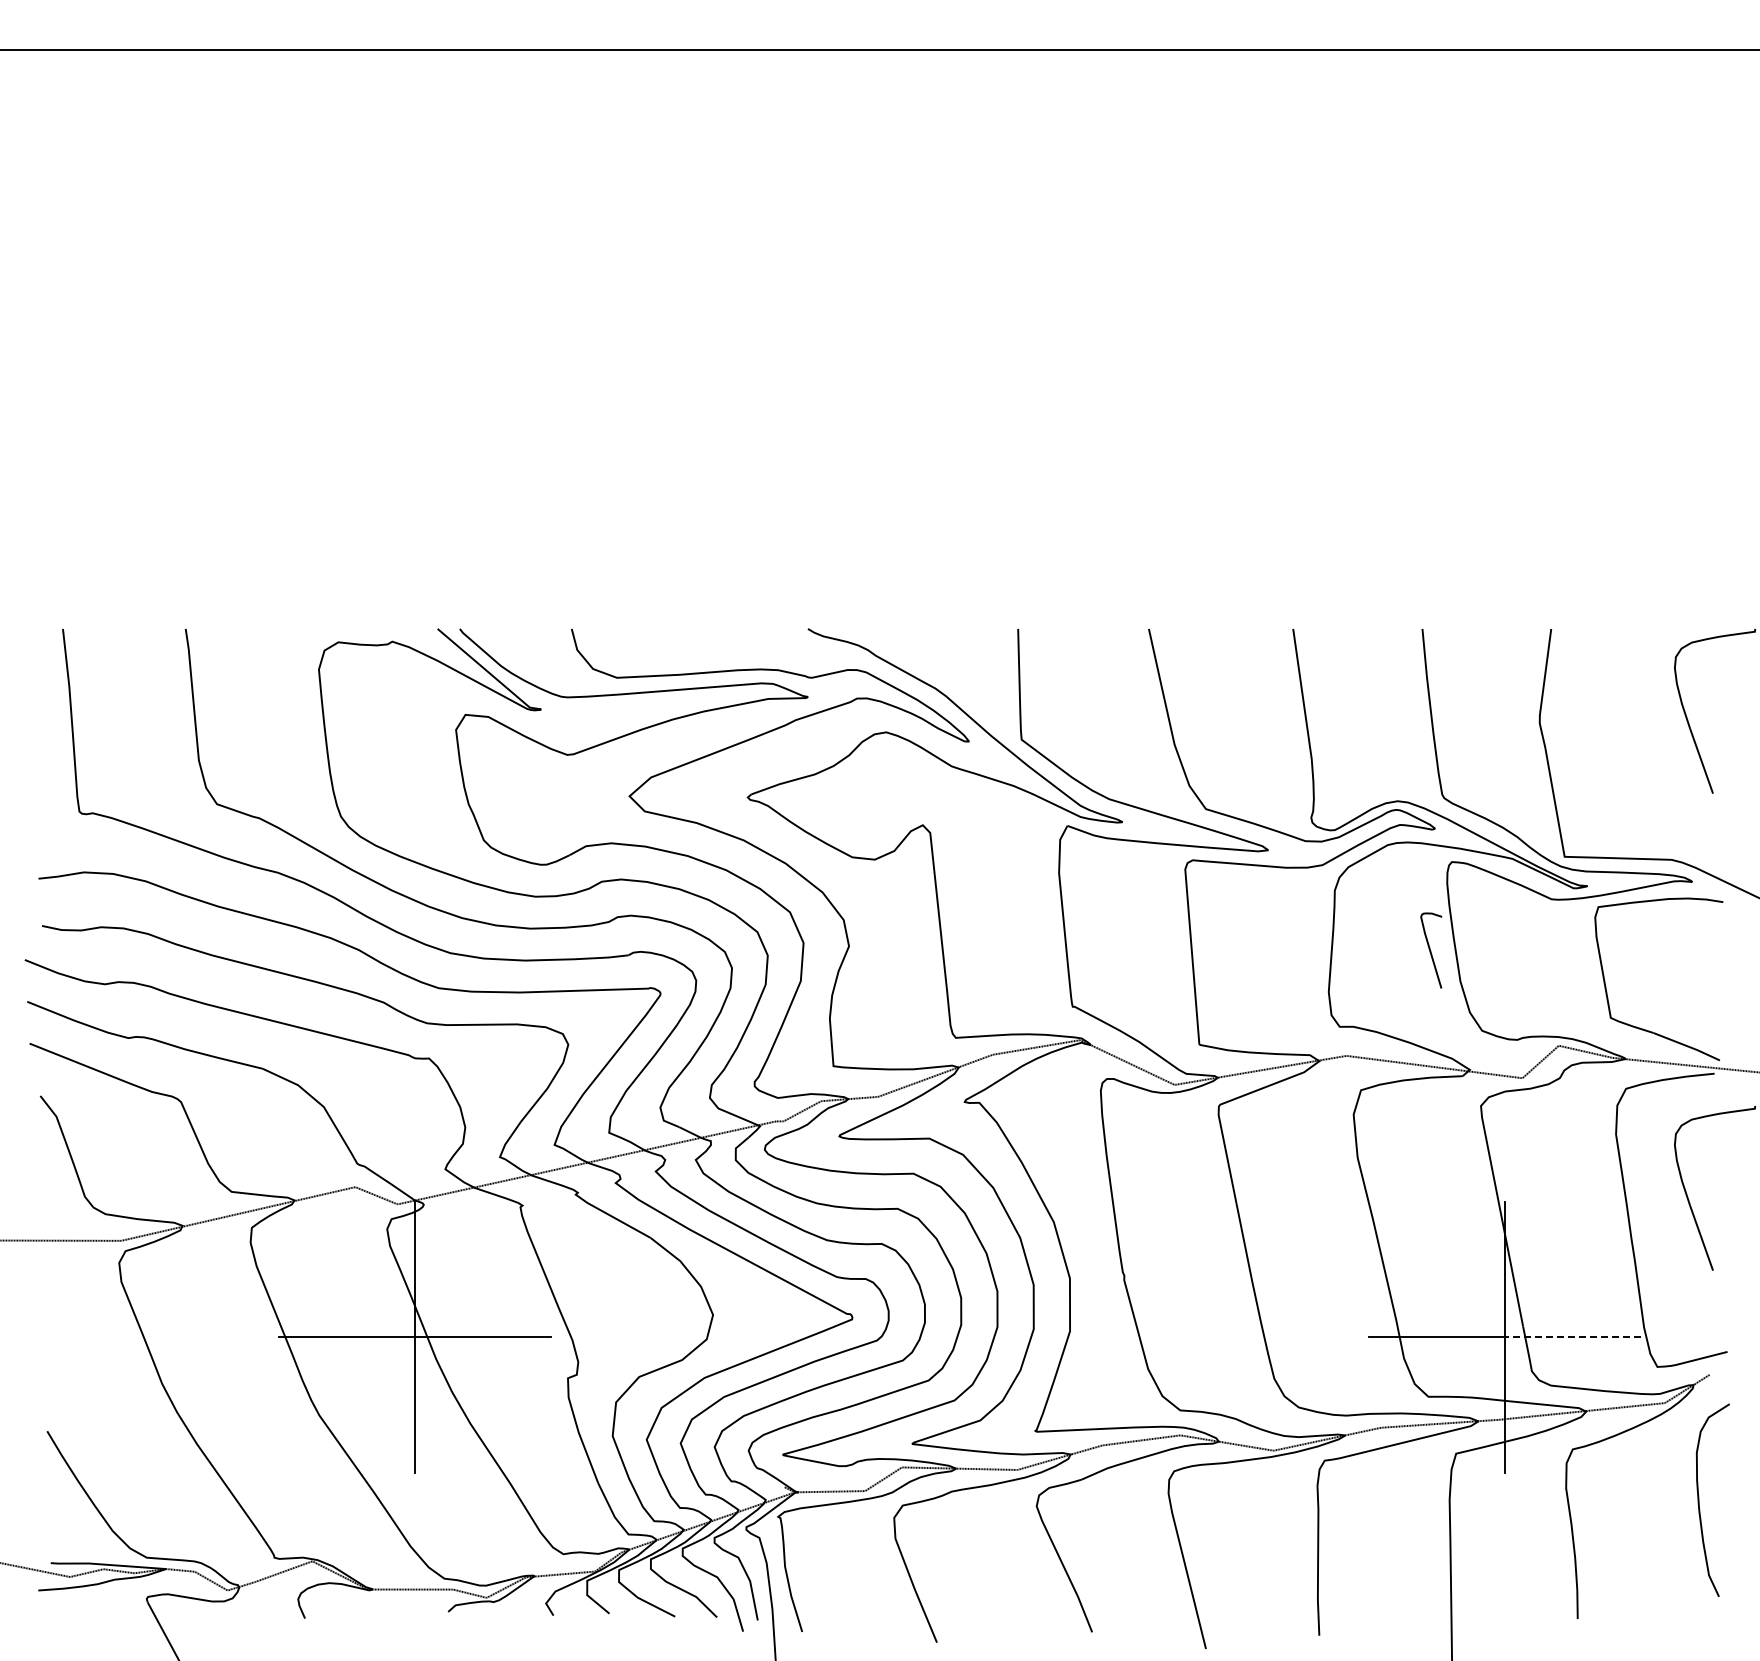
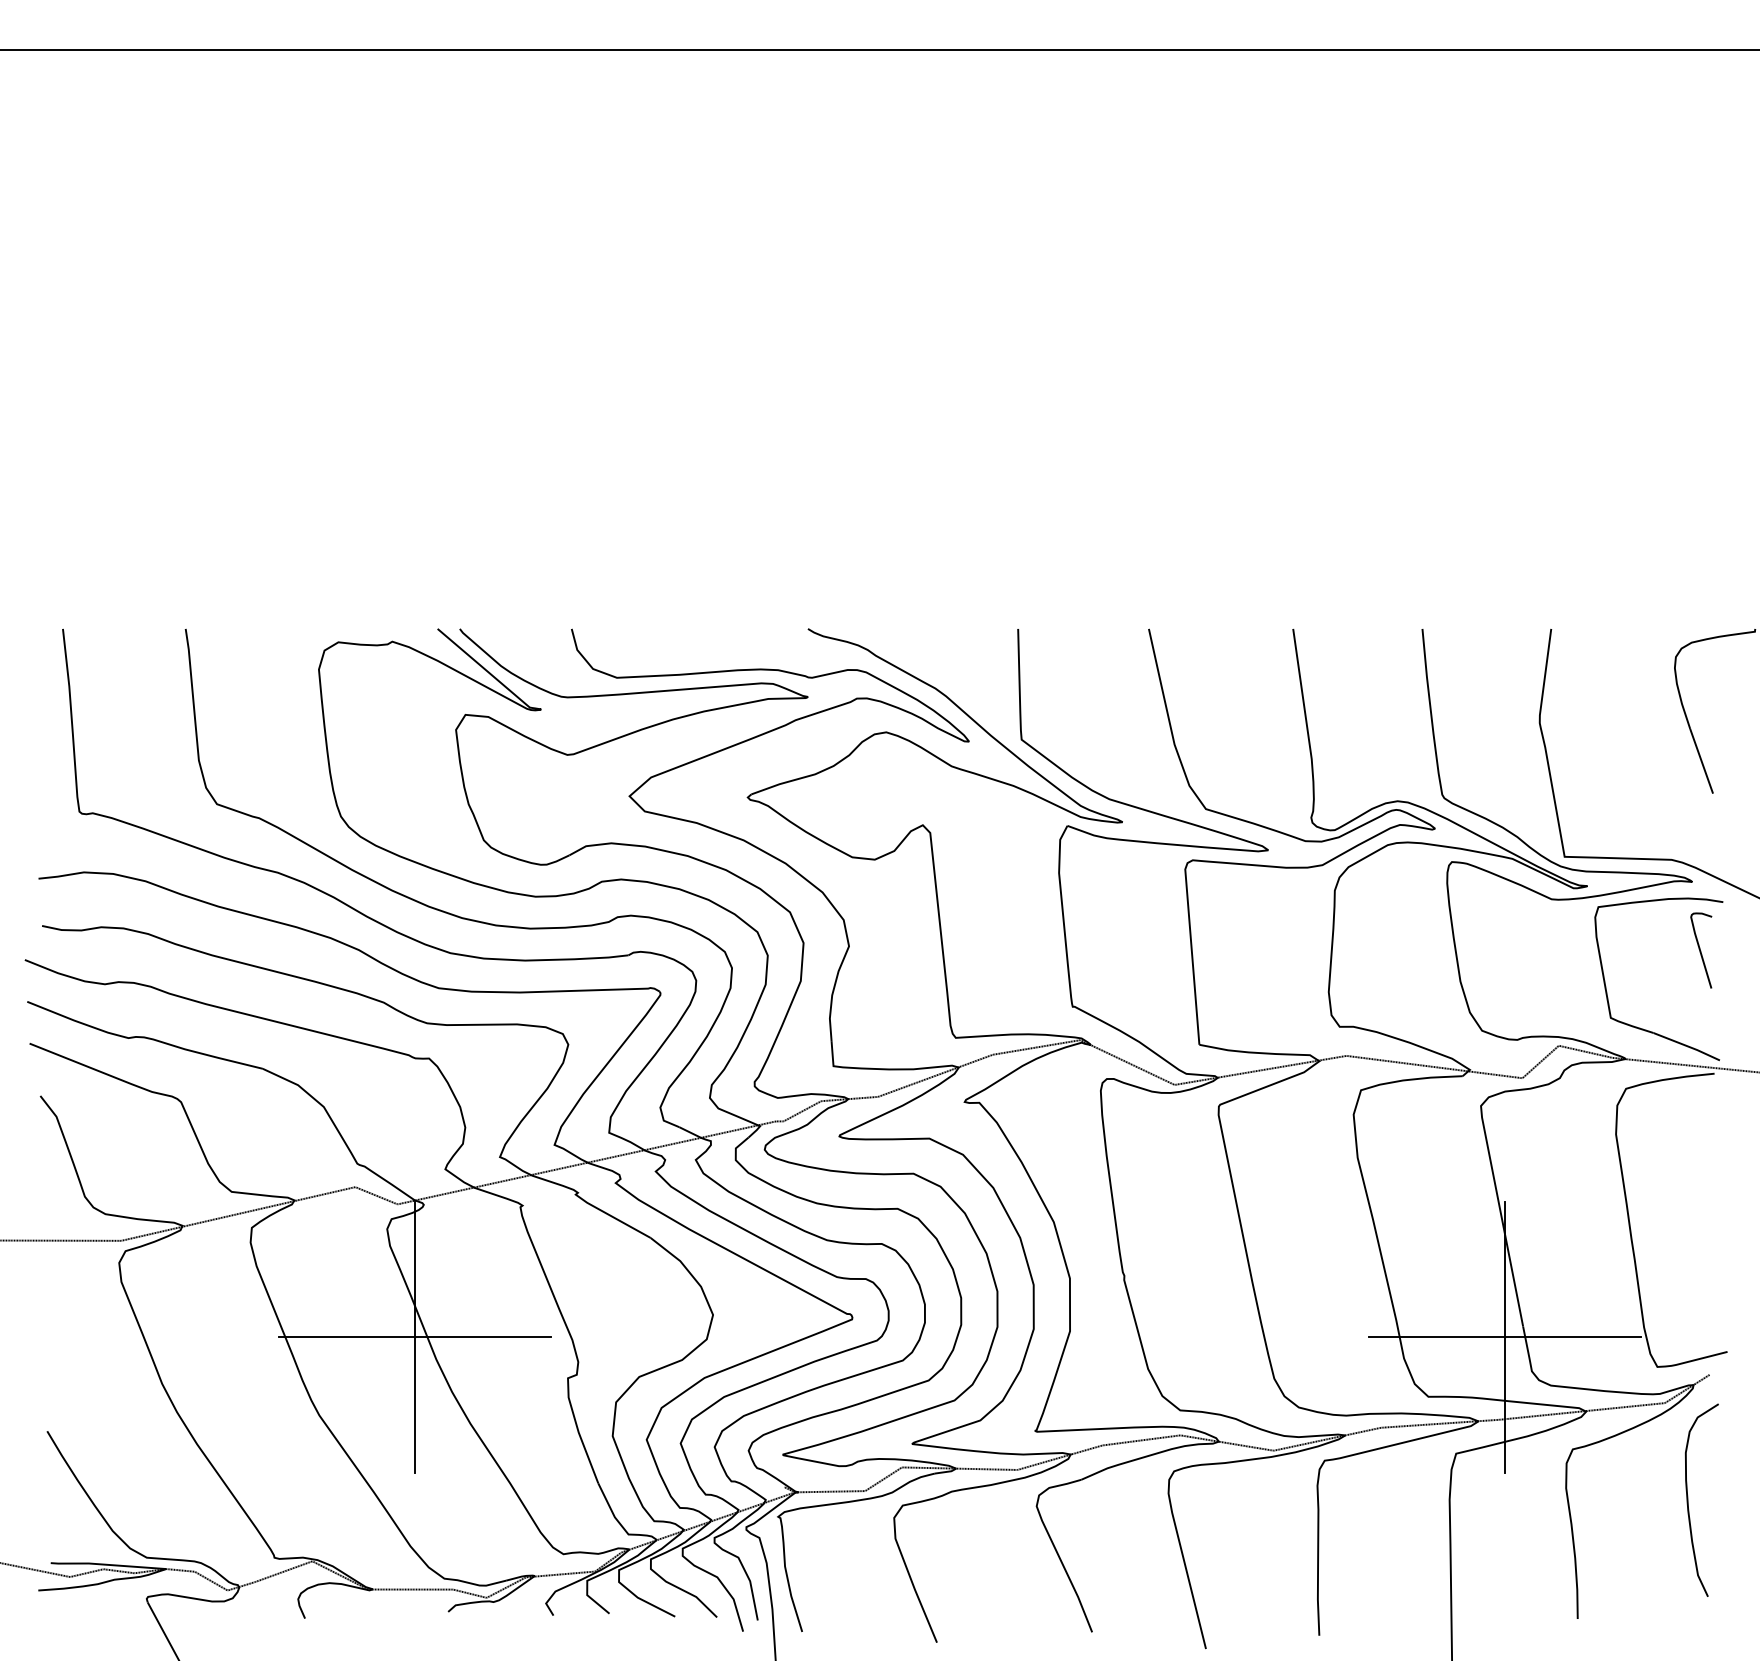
curve position: (1430, 950) -> (1700, 950) (1700, 950)
part: present -> none (1688, 1196)
line: dashed -> solid (1572, 1337)
curve position: (1699, 1499) -> (1688, 1499) (1688, 1499)
